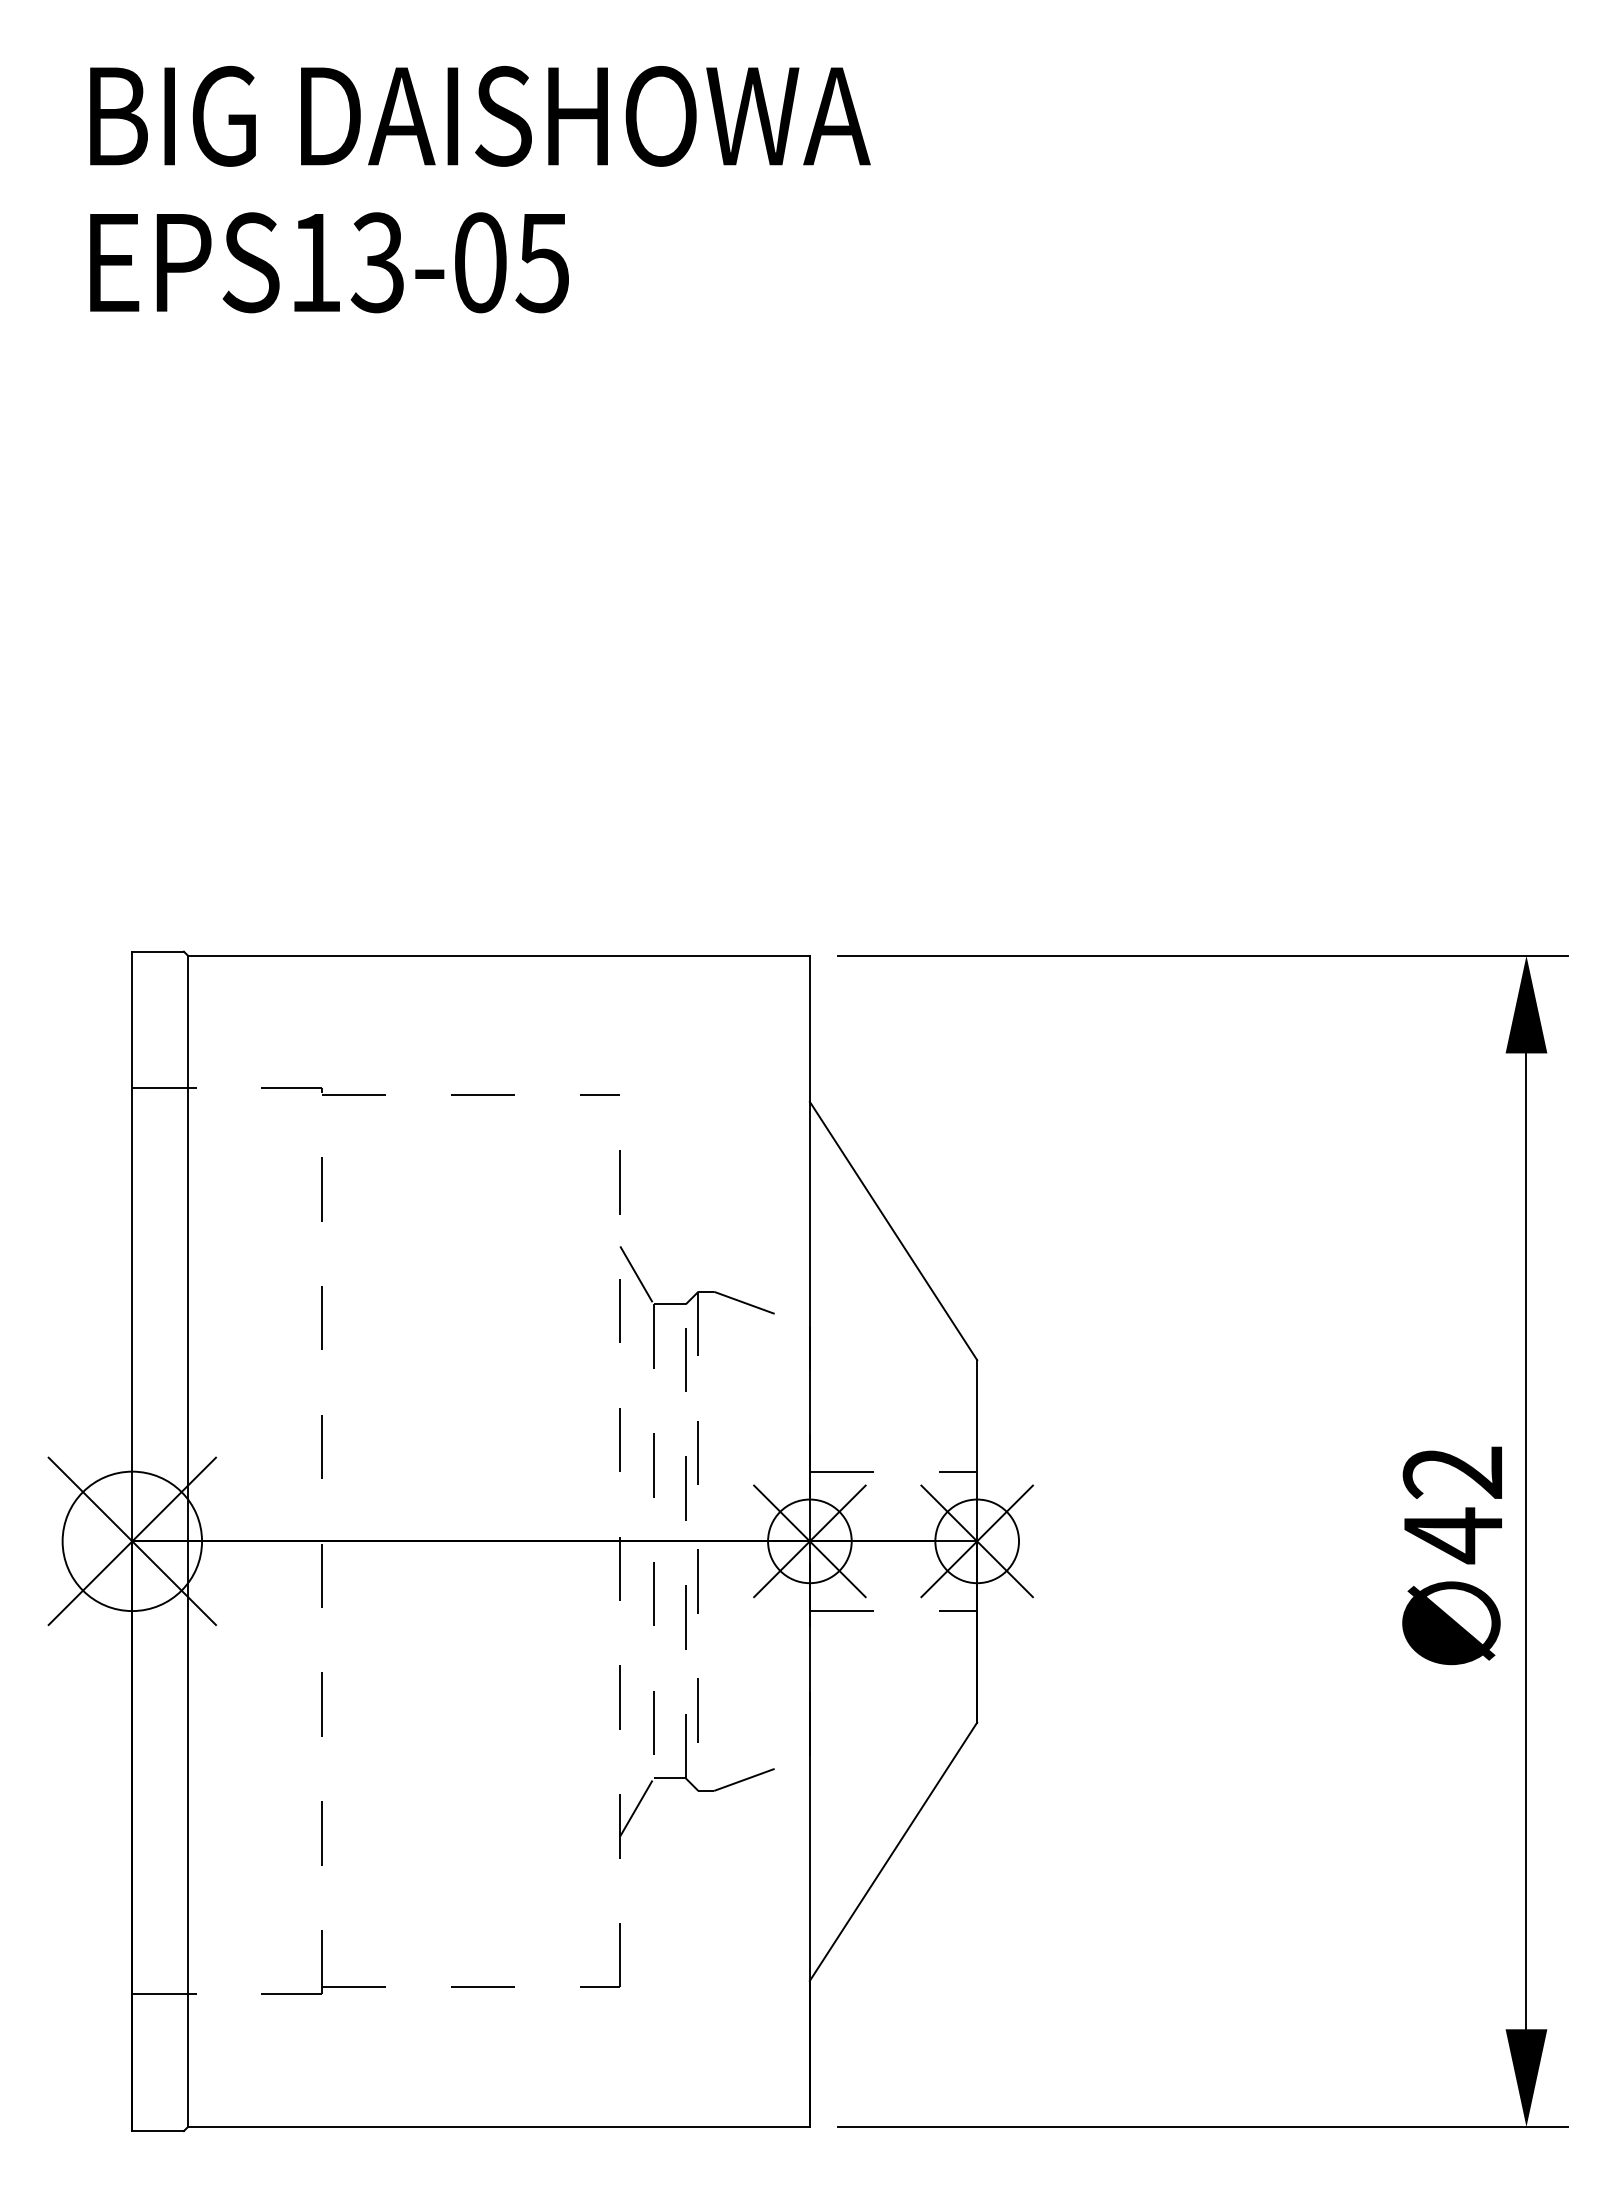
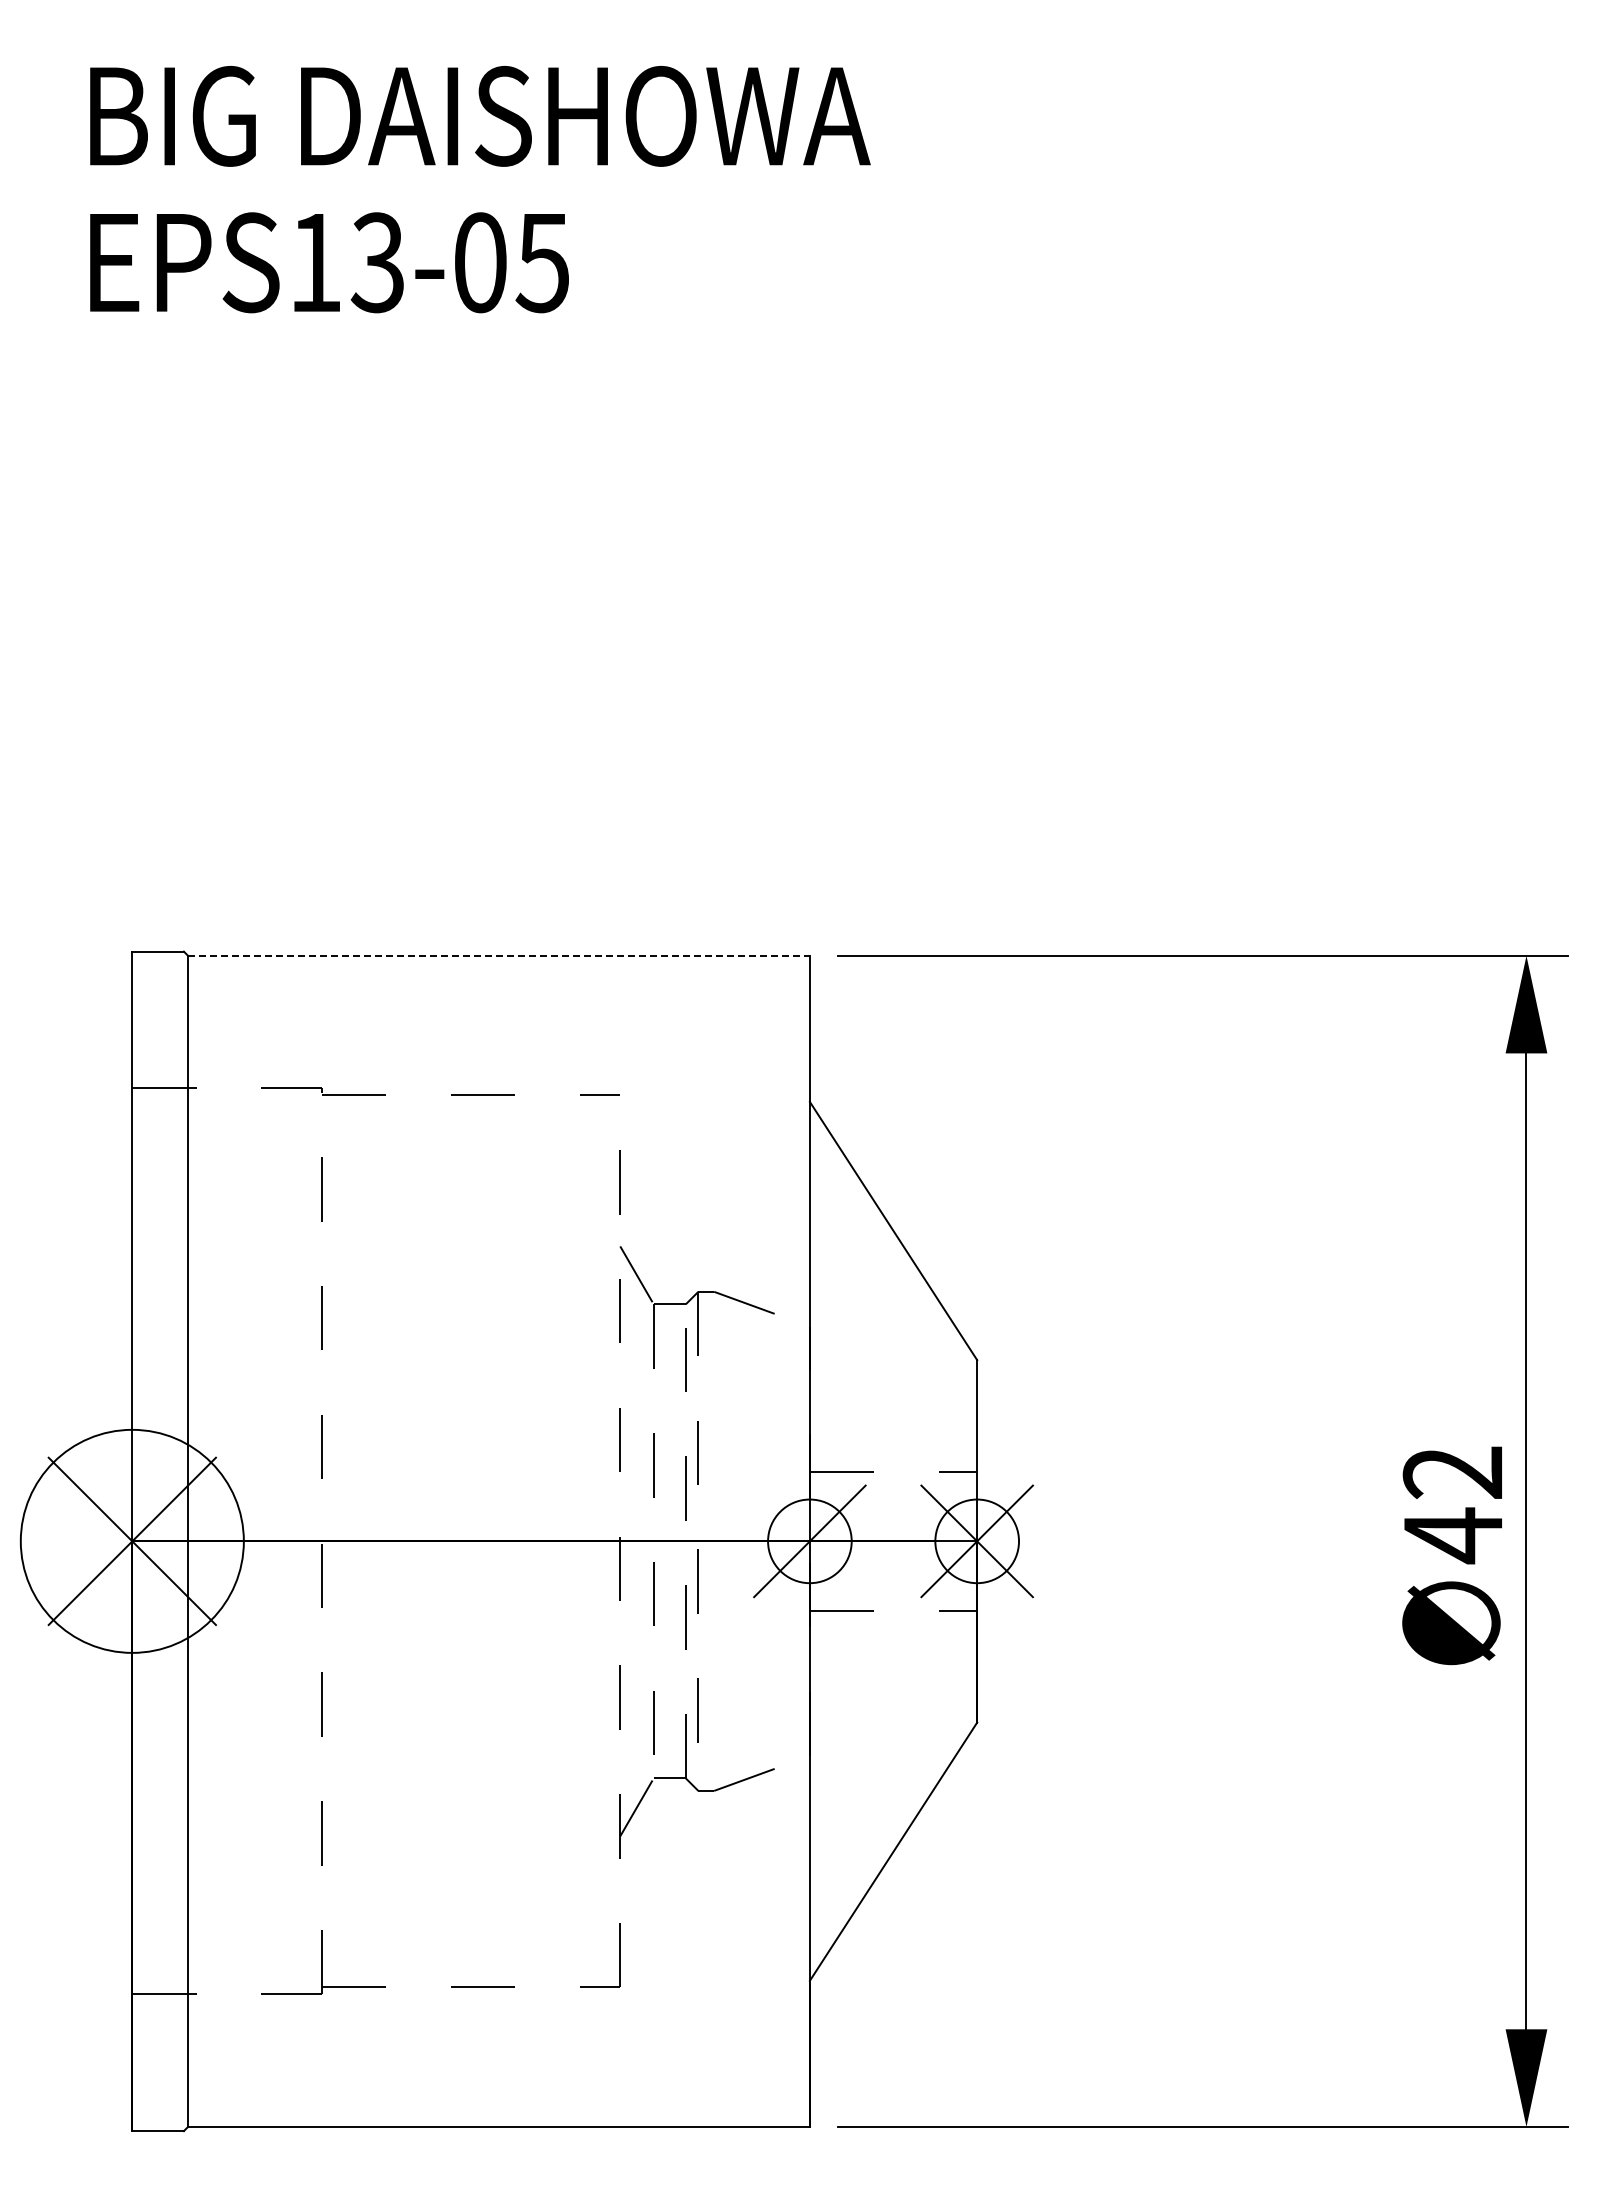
line: solid -> dashed (499, 955)
circle diameter: 139 px -> 223 px (131, 1540)
line: present -> none (809, 1541)
